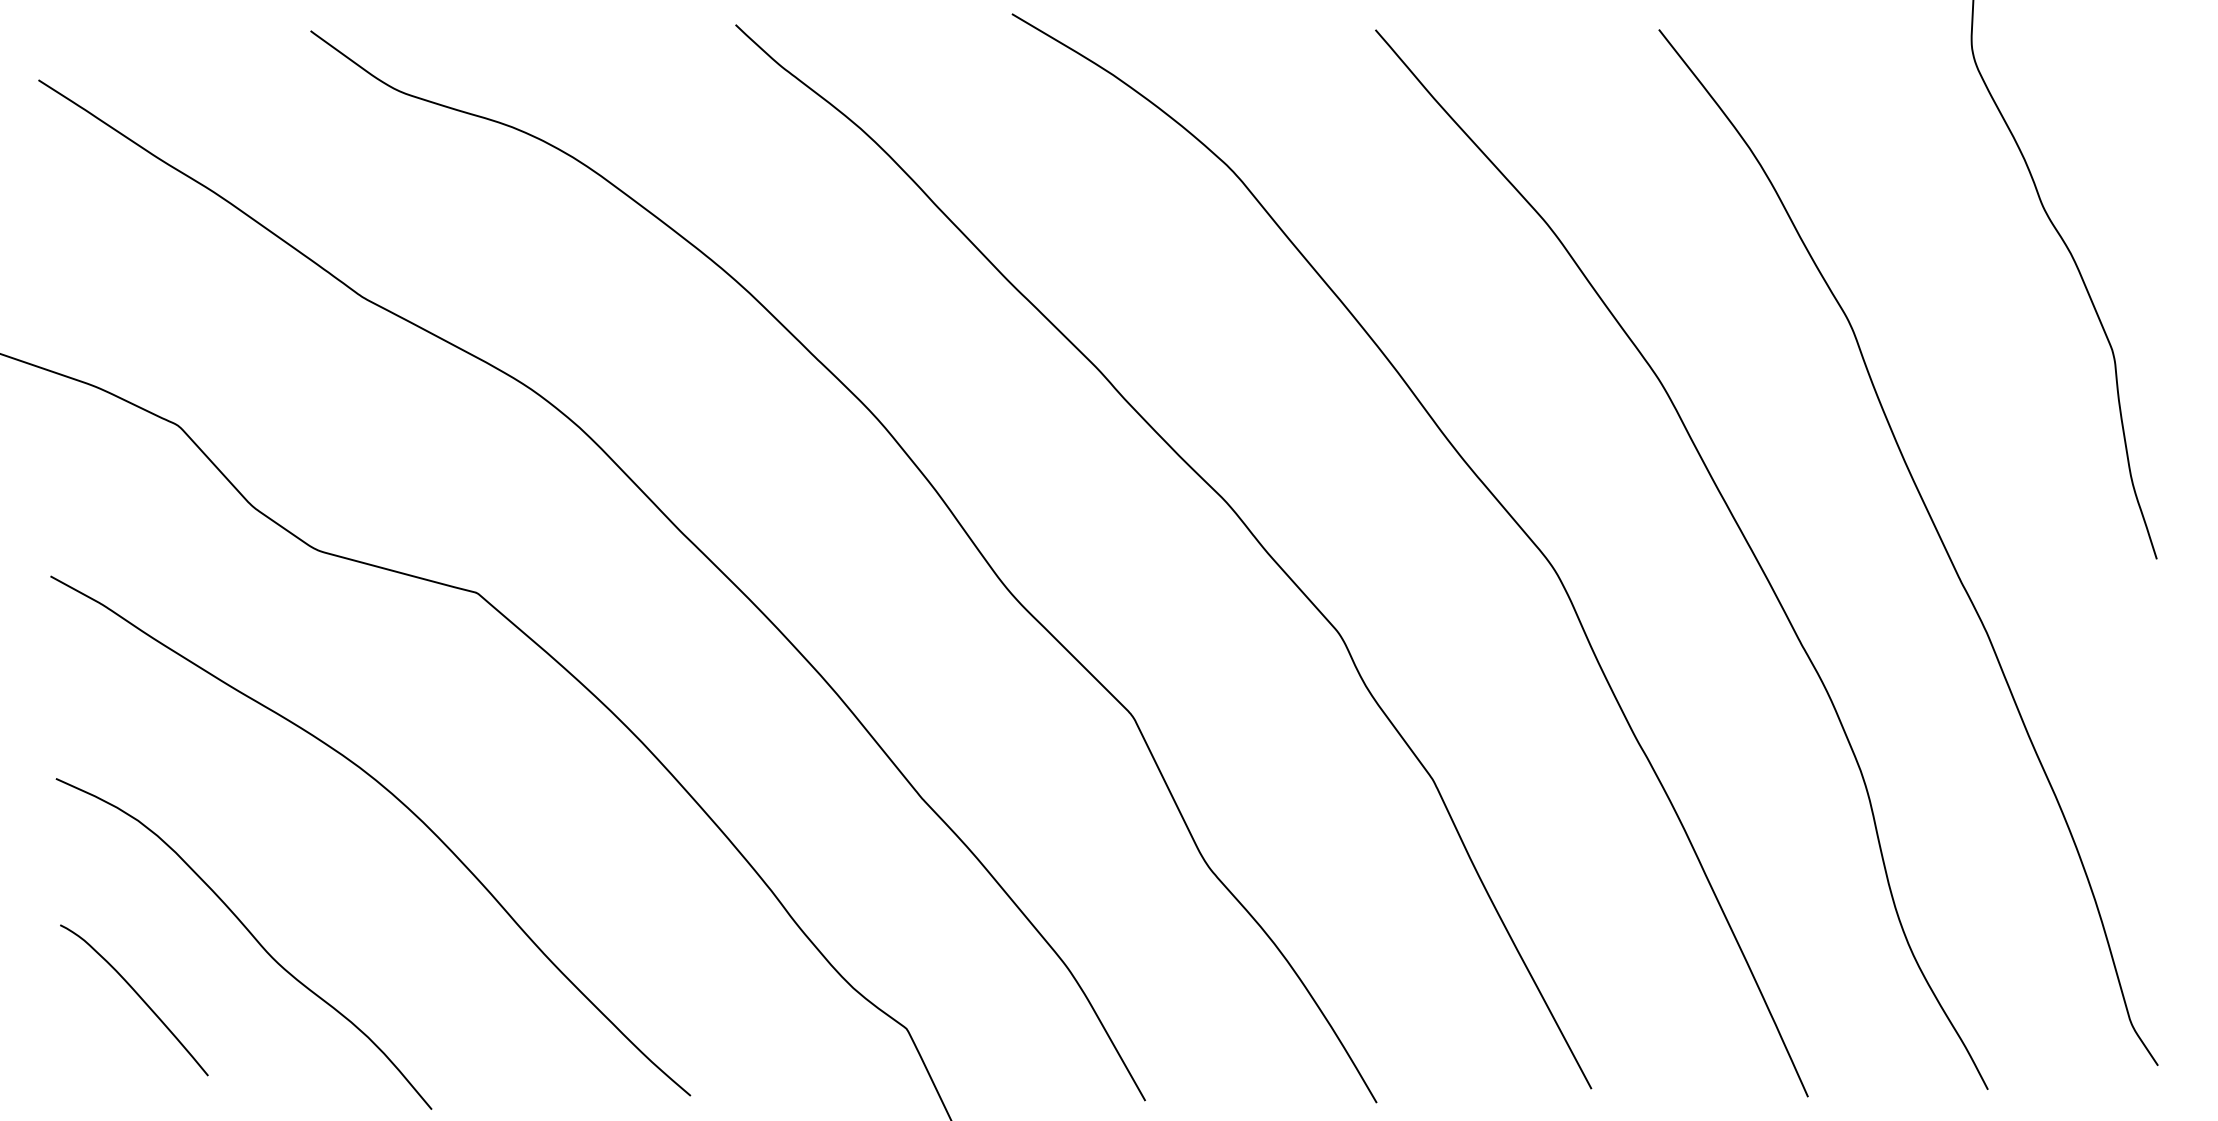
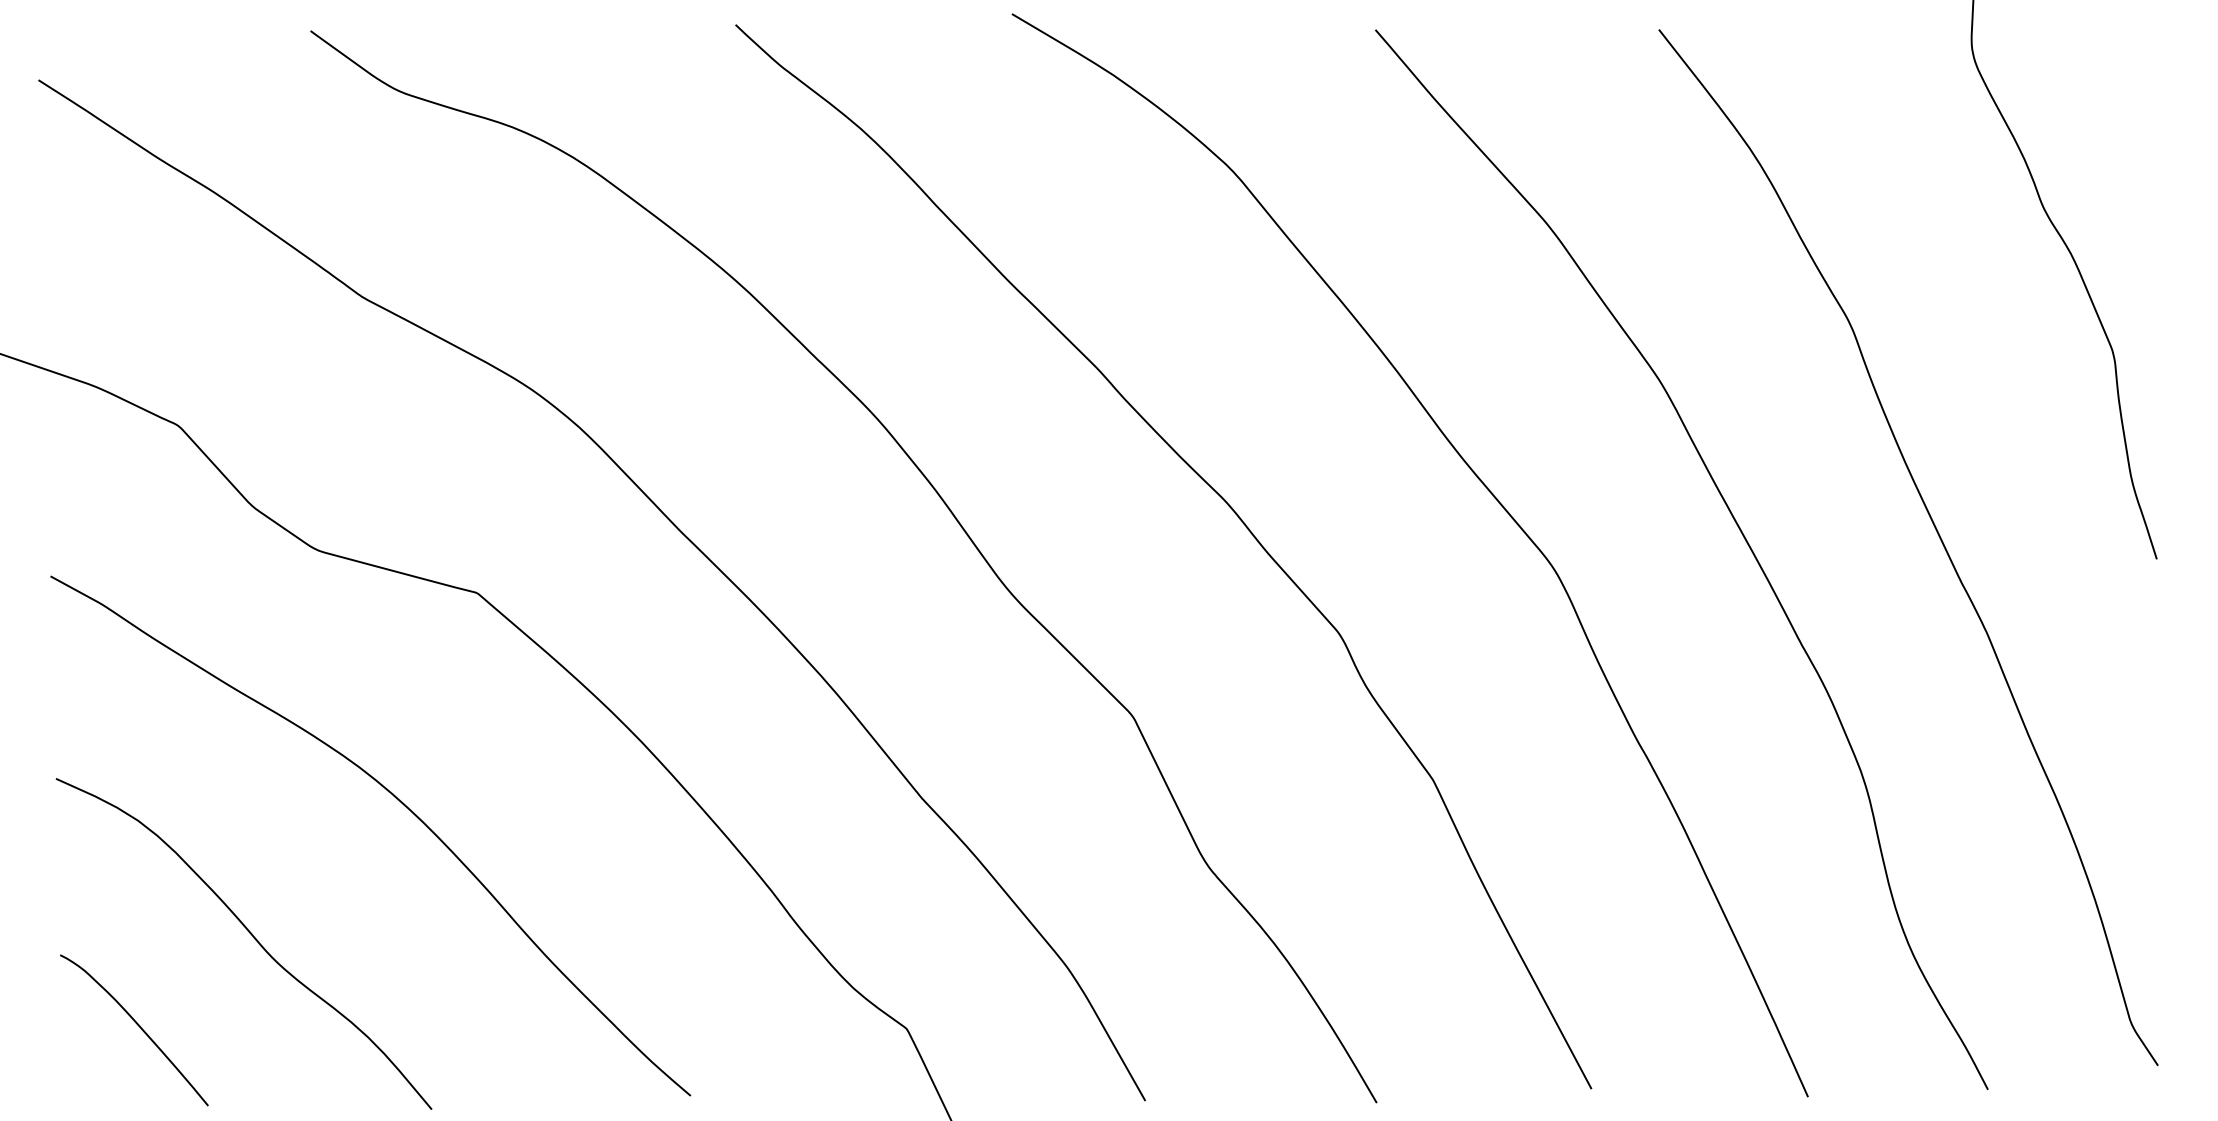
curve position: (138, 996) -> (138, 1026) (138, 1026)
